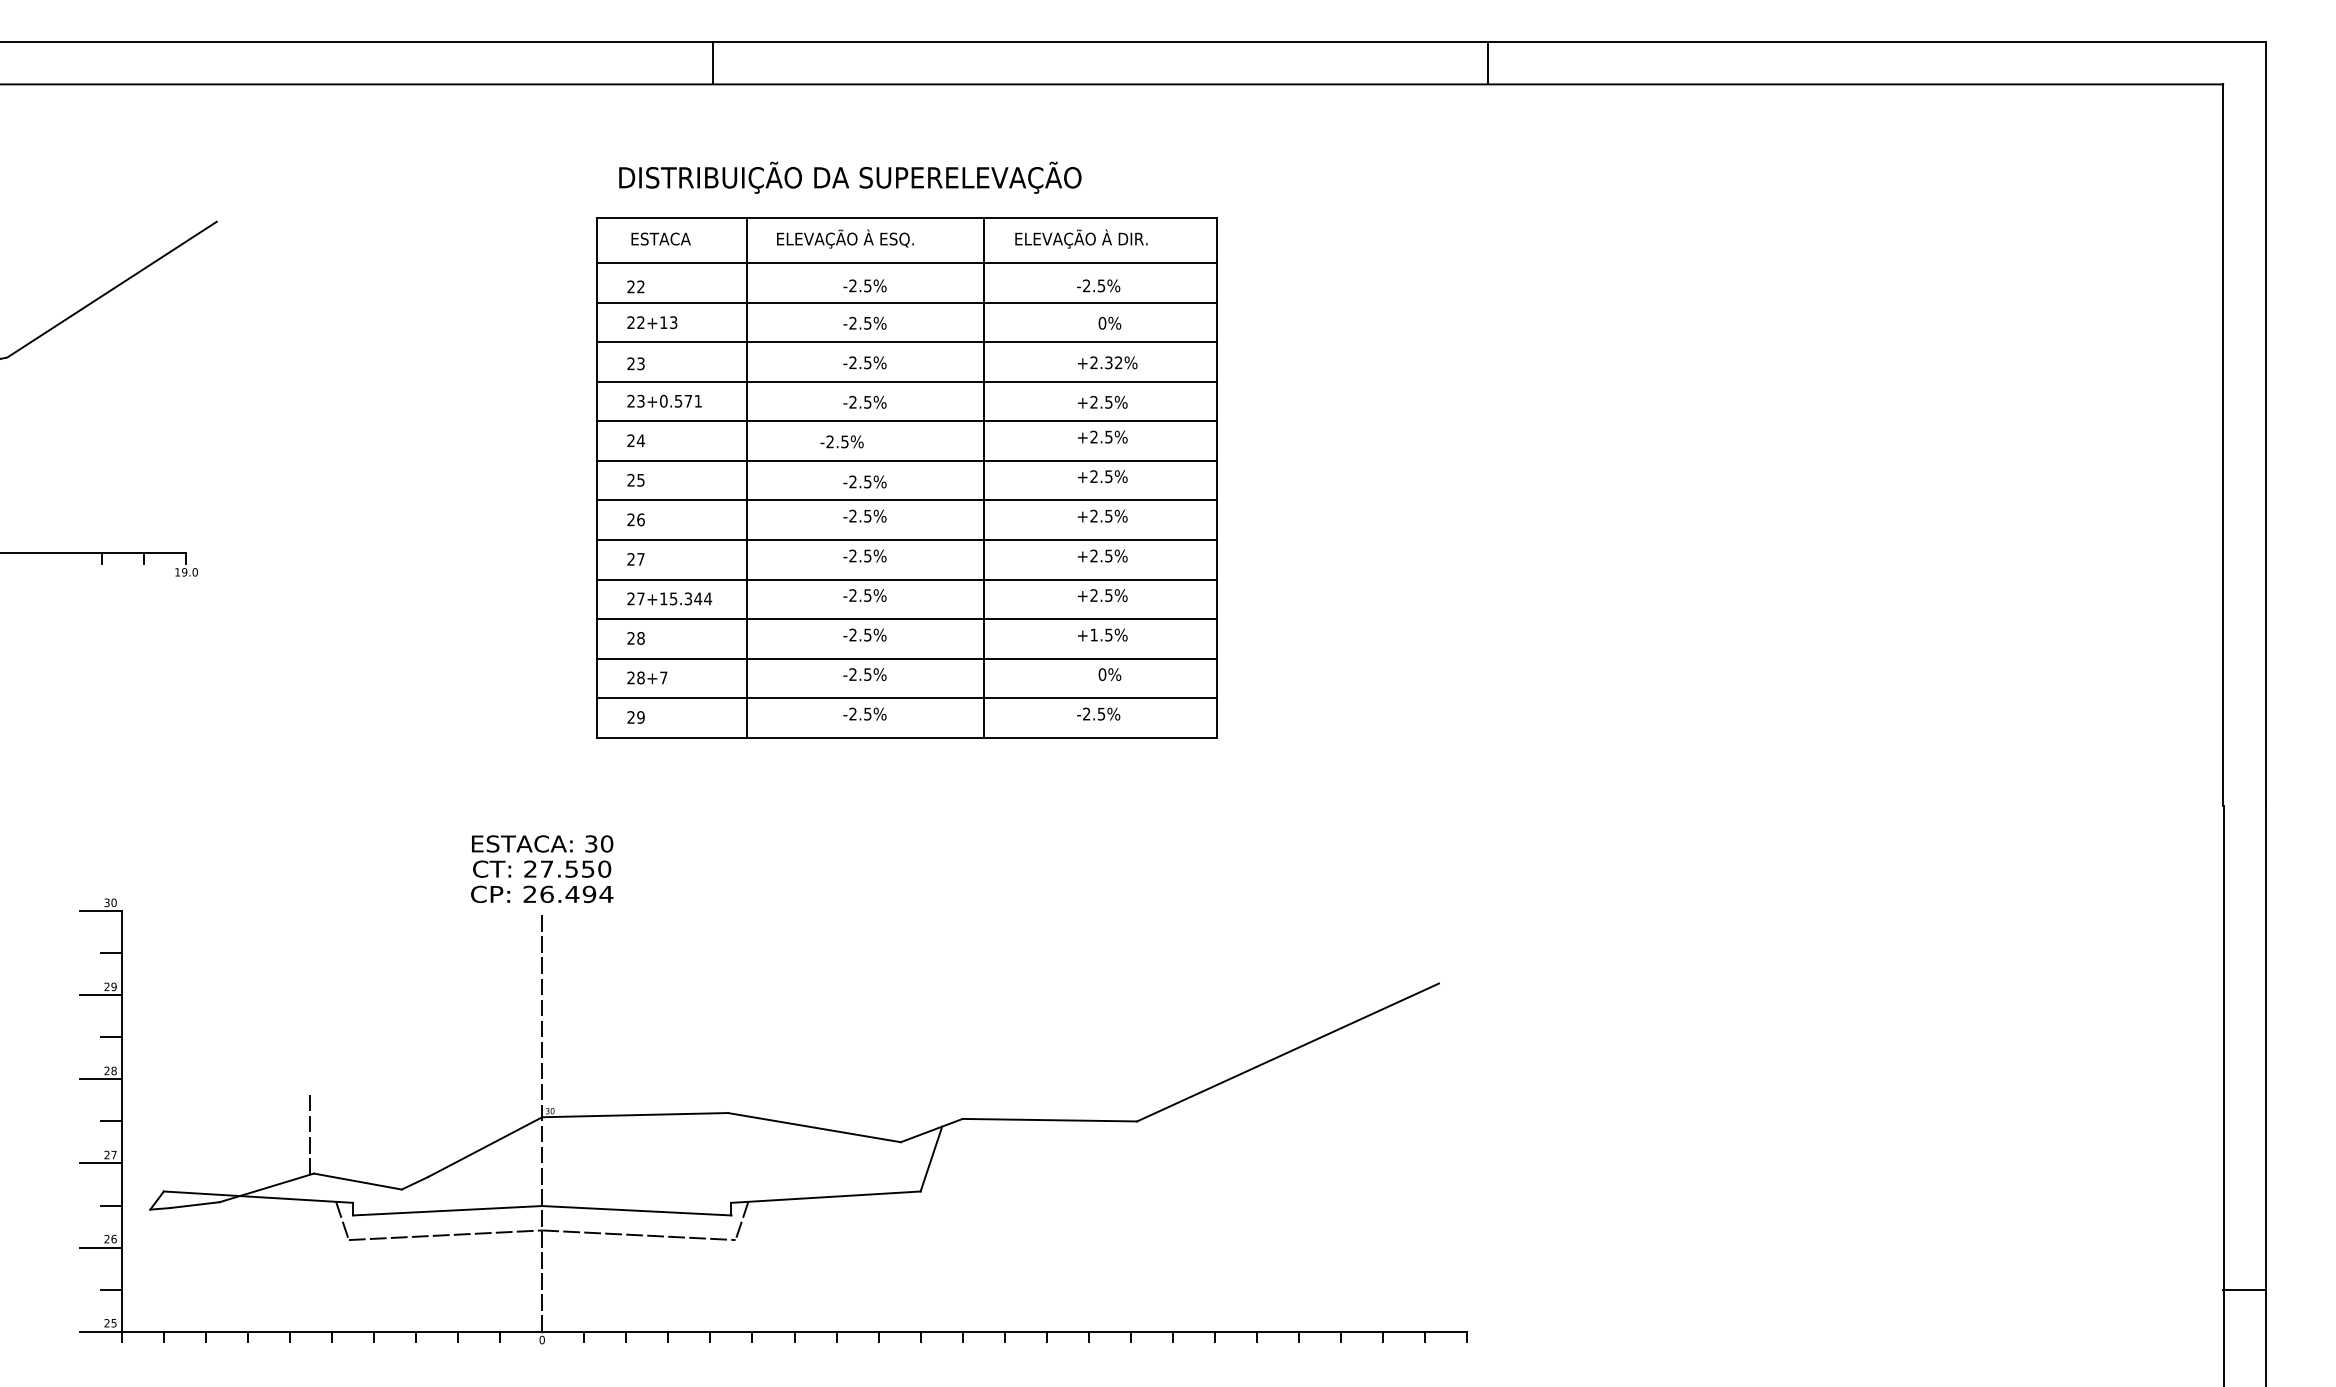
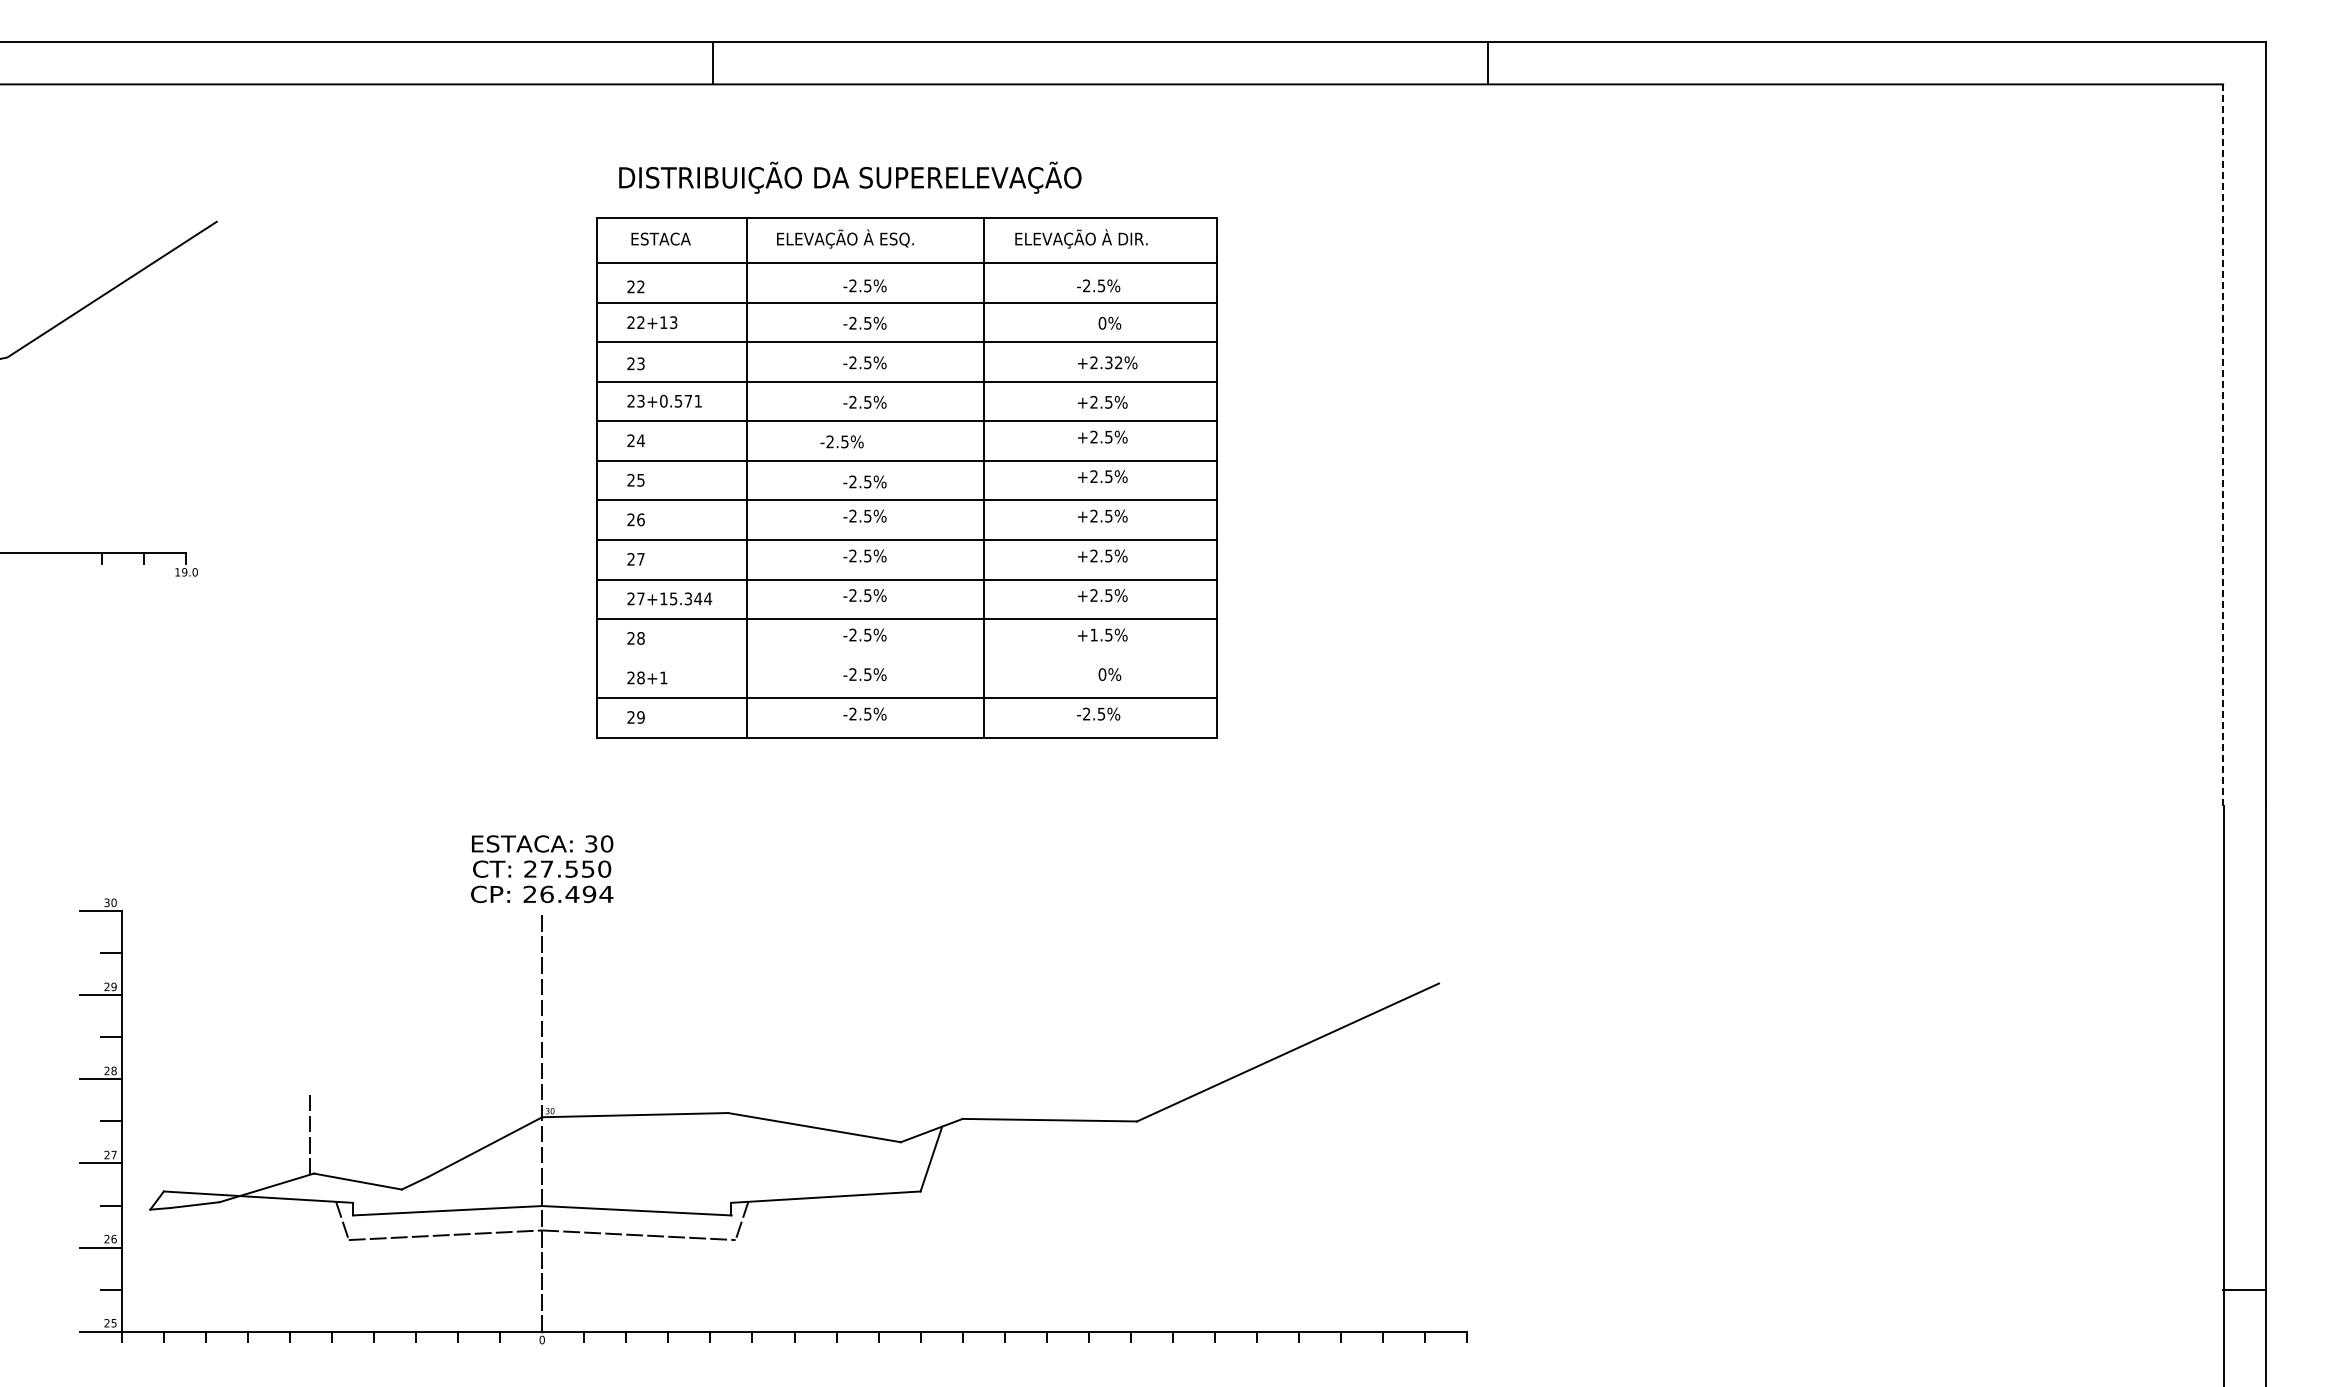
line: solid -> dashed (2223, 445)
line: present -> none (907, 658)
text: 28+7 -> 28+1 (663, 677)
